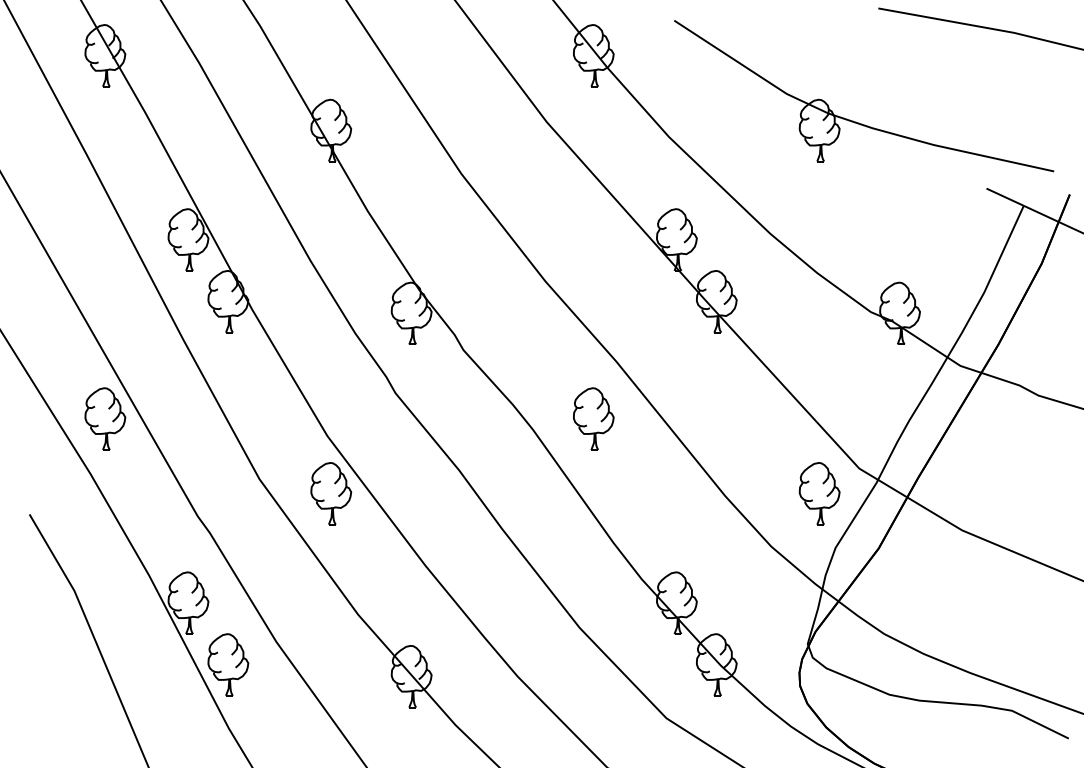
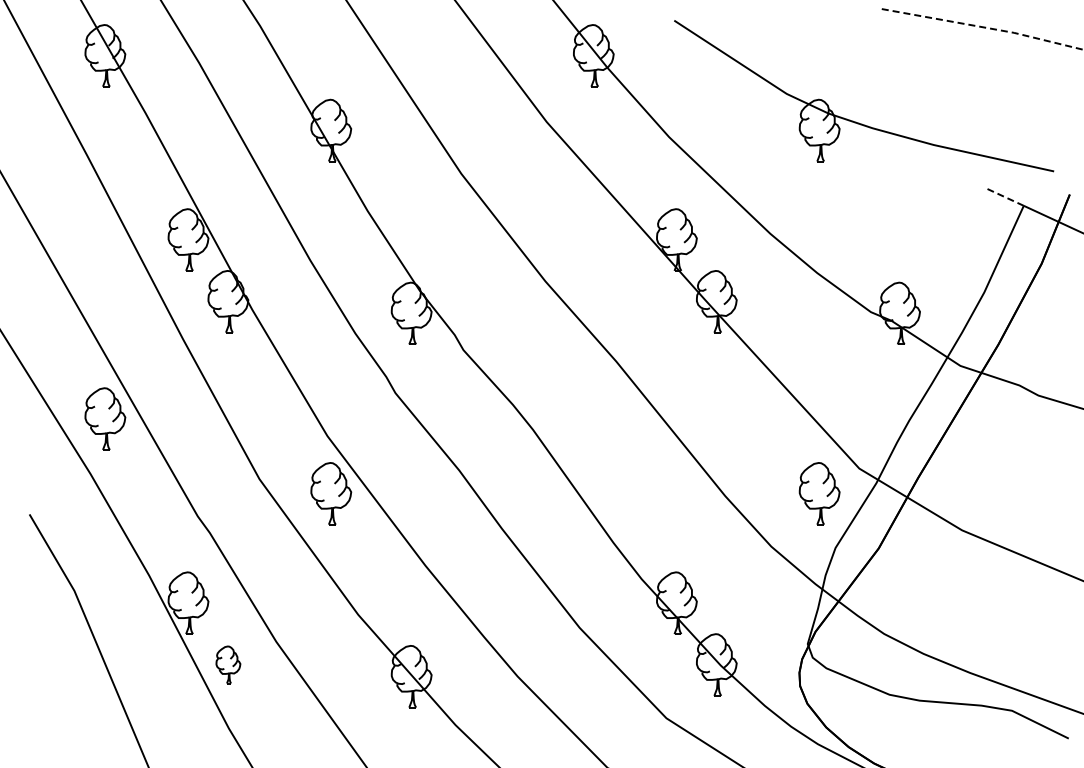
line: solid -> dashed (981, 27)
line: solid -> dashed (1005, 197)
part: present -> none (593, 418)
part size: 43x64 px -> 27x40 px (228, 664)
